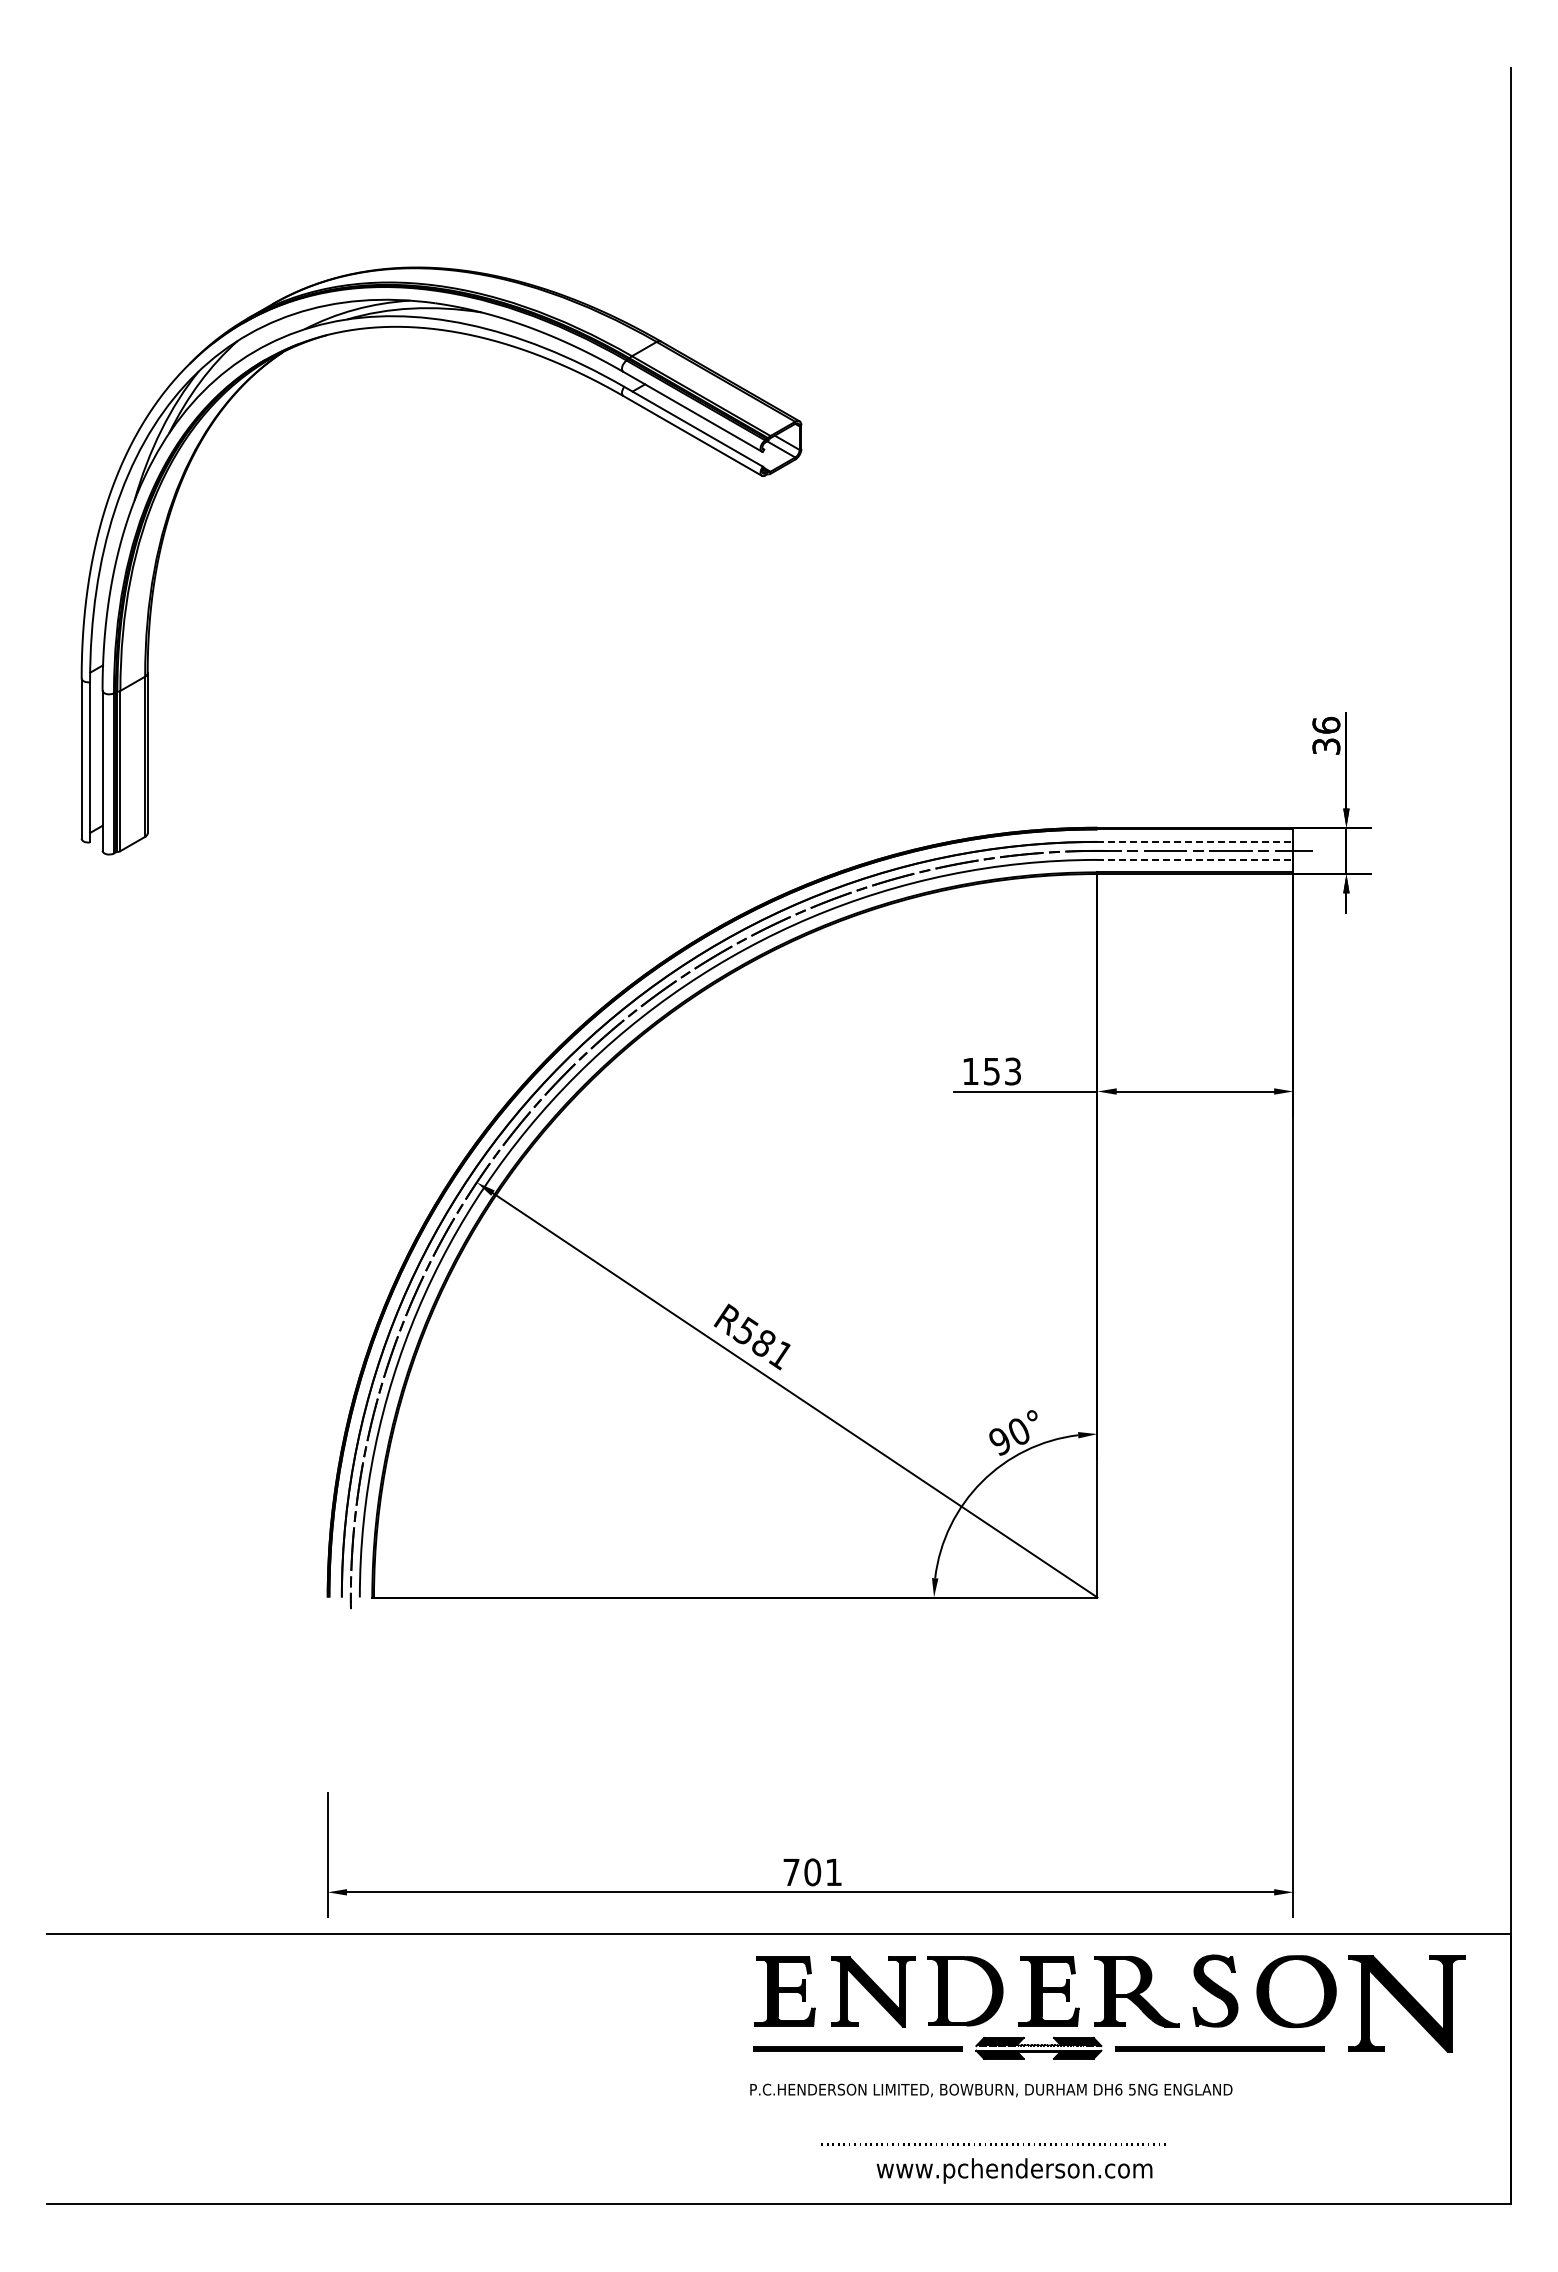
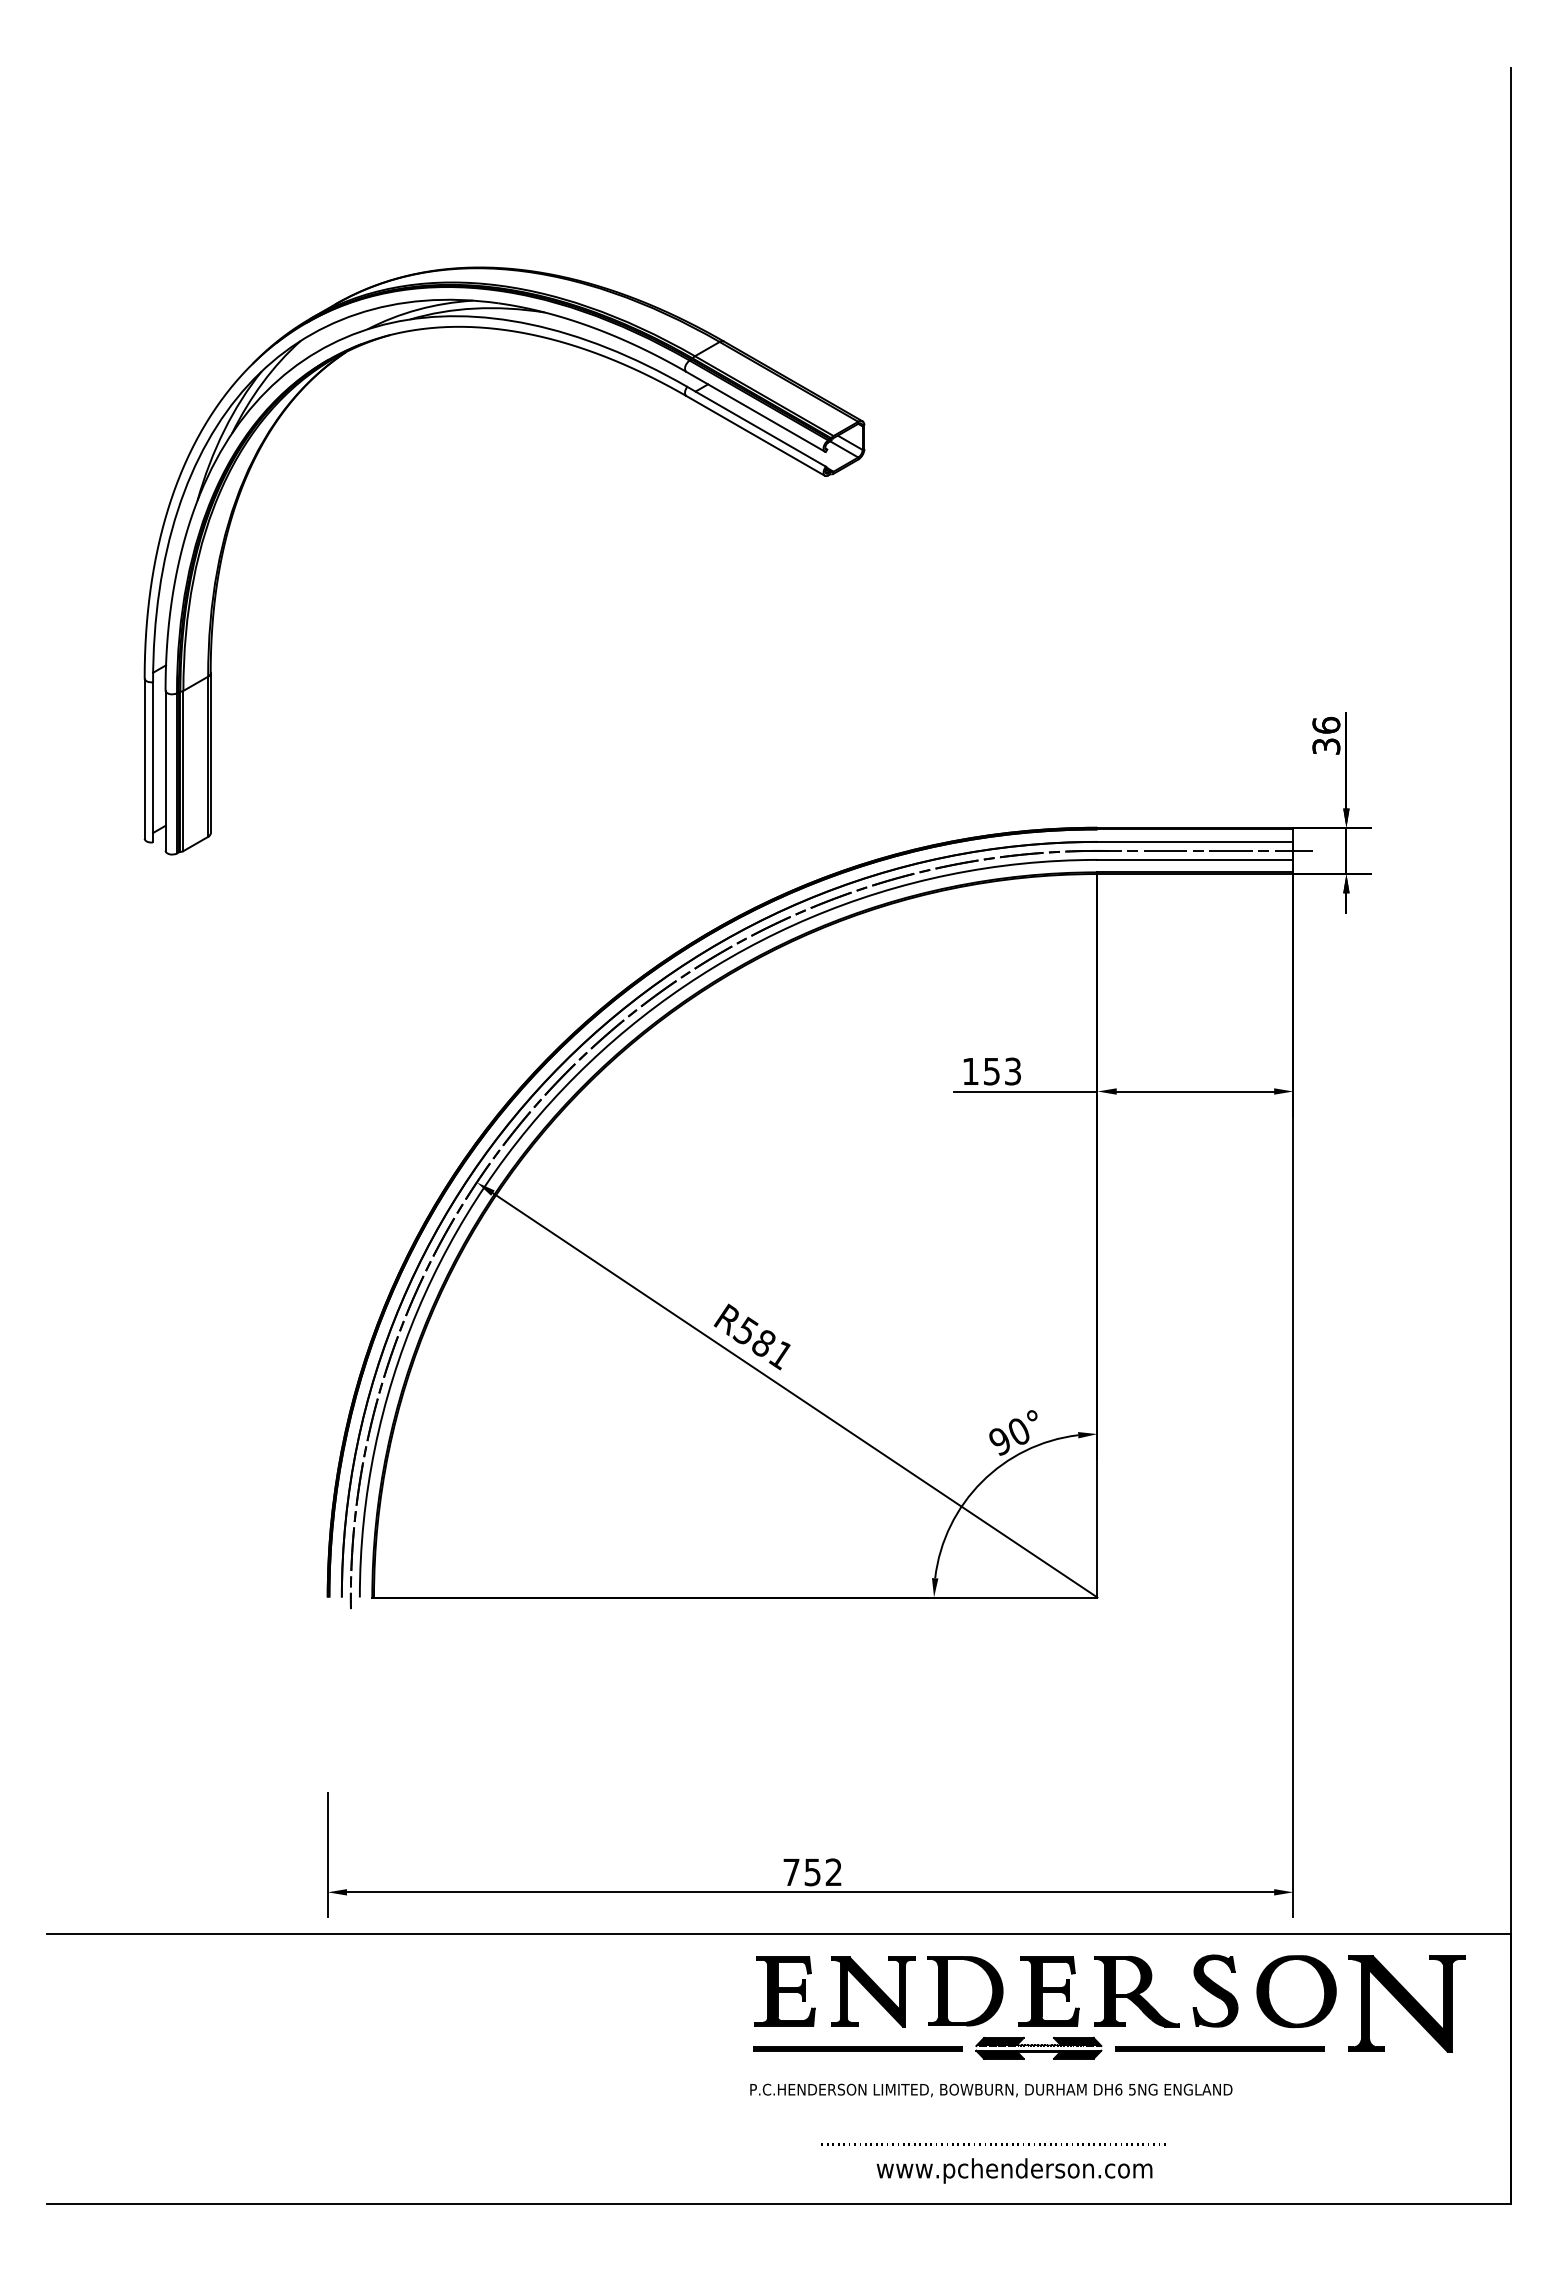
part position: (502, 344) -> (565, 344) (565, 344)
line: dashed -> solid (1195, 841)
line: dashed -> solid (1195, 859)
text: 701 -> 752 (822, 1872)
